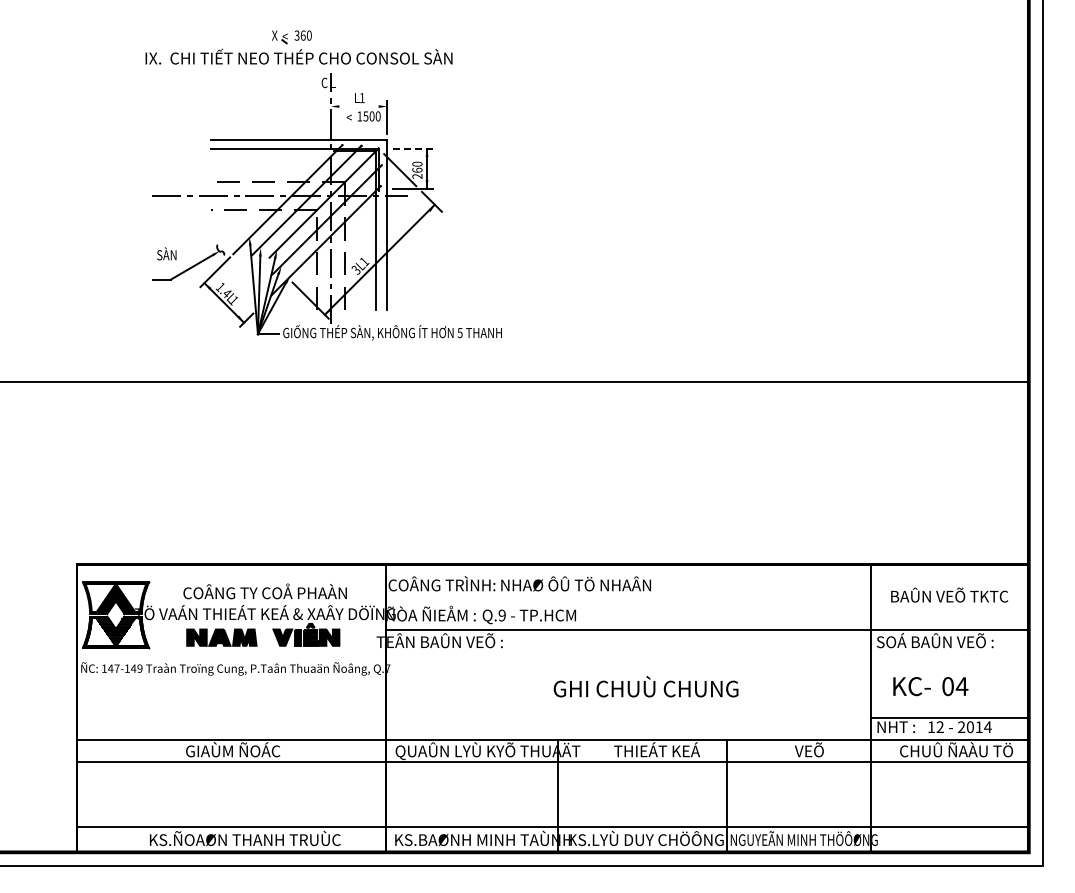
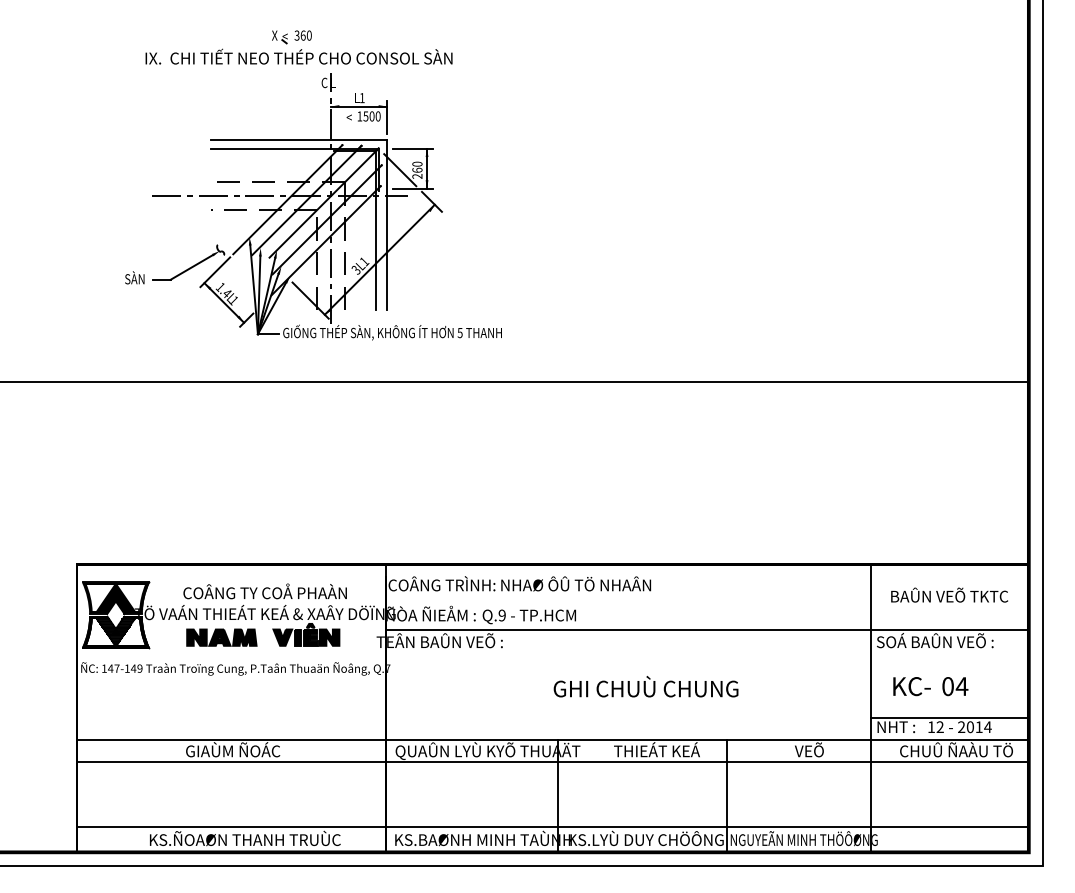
line: none -> present (358, 106)
line: dashed -> solid (412, 148)
text position: (166, 253) -> (134, 277) (134, 277)
